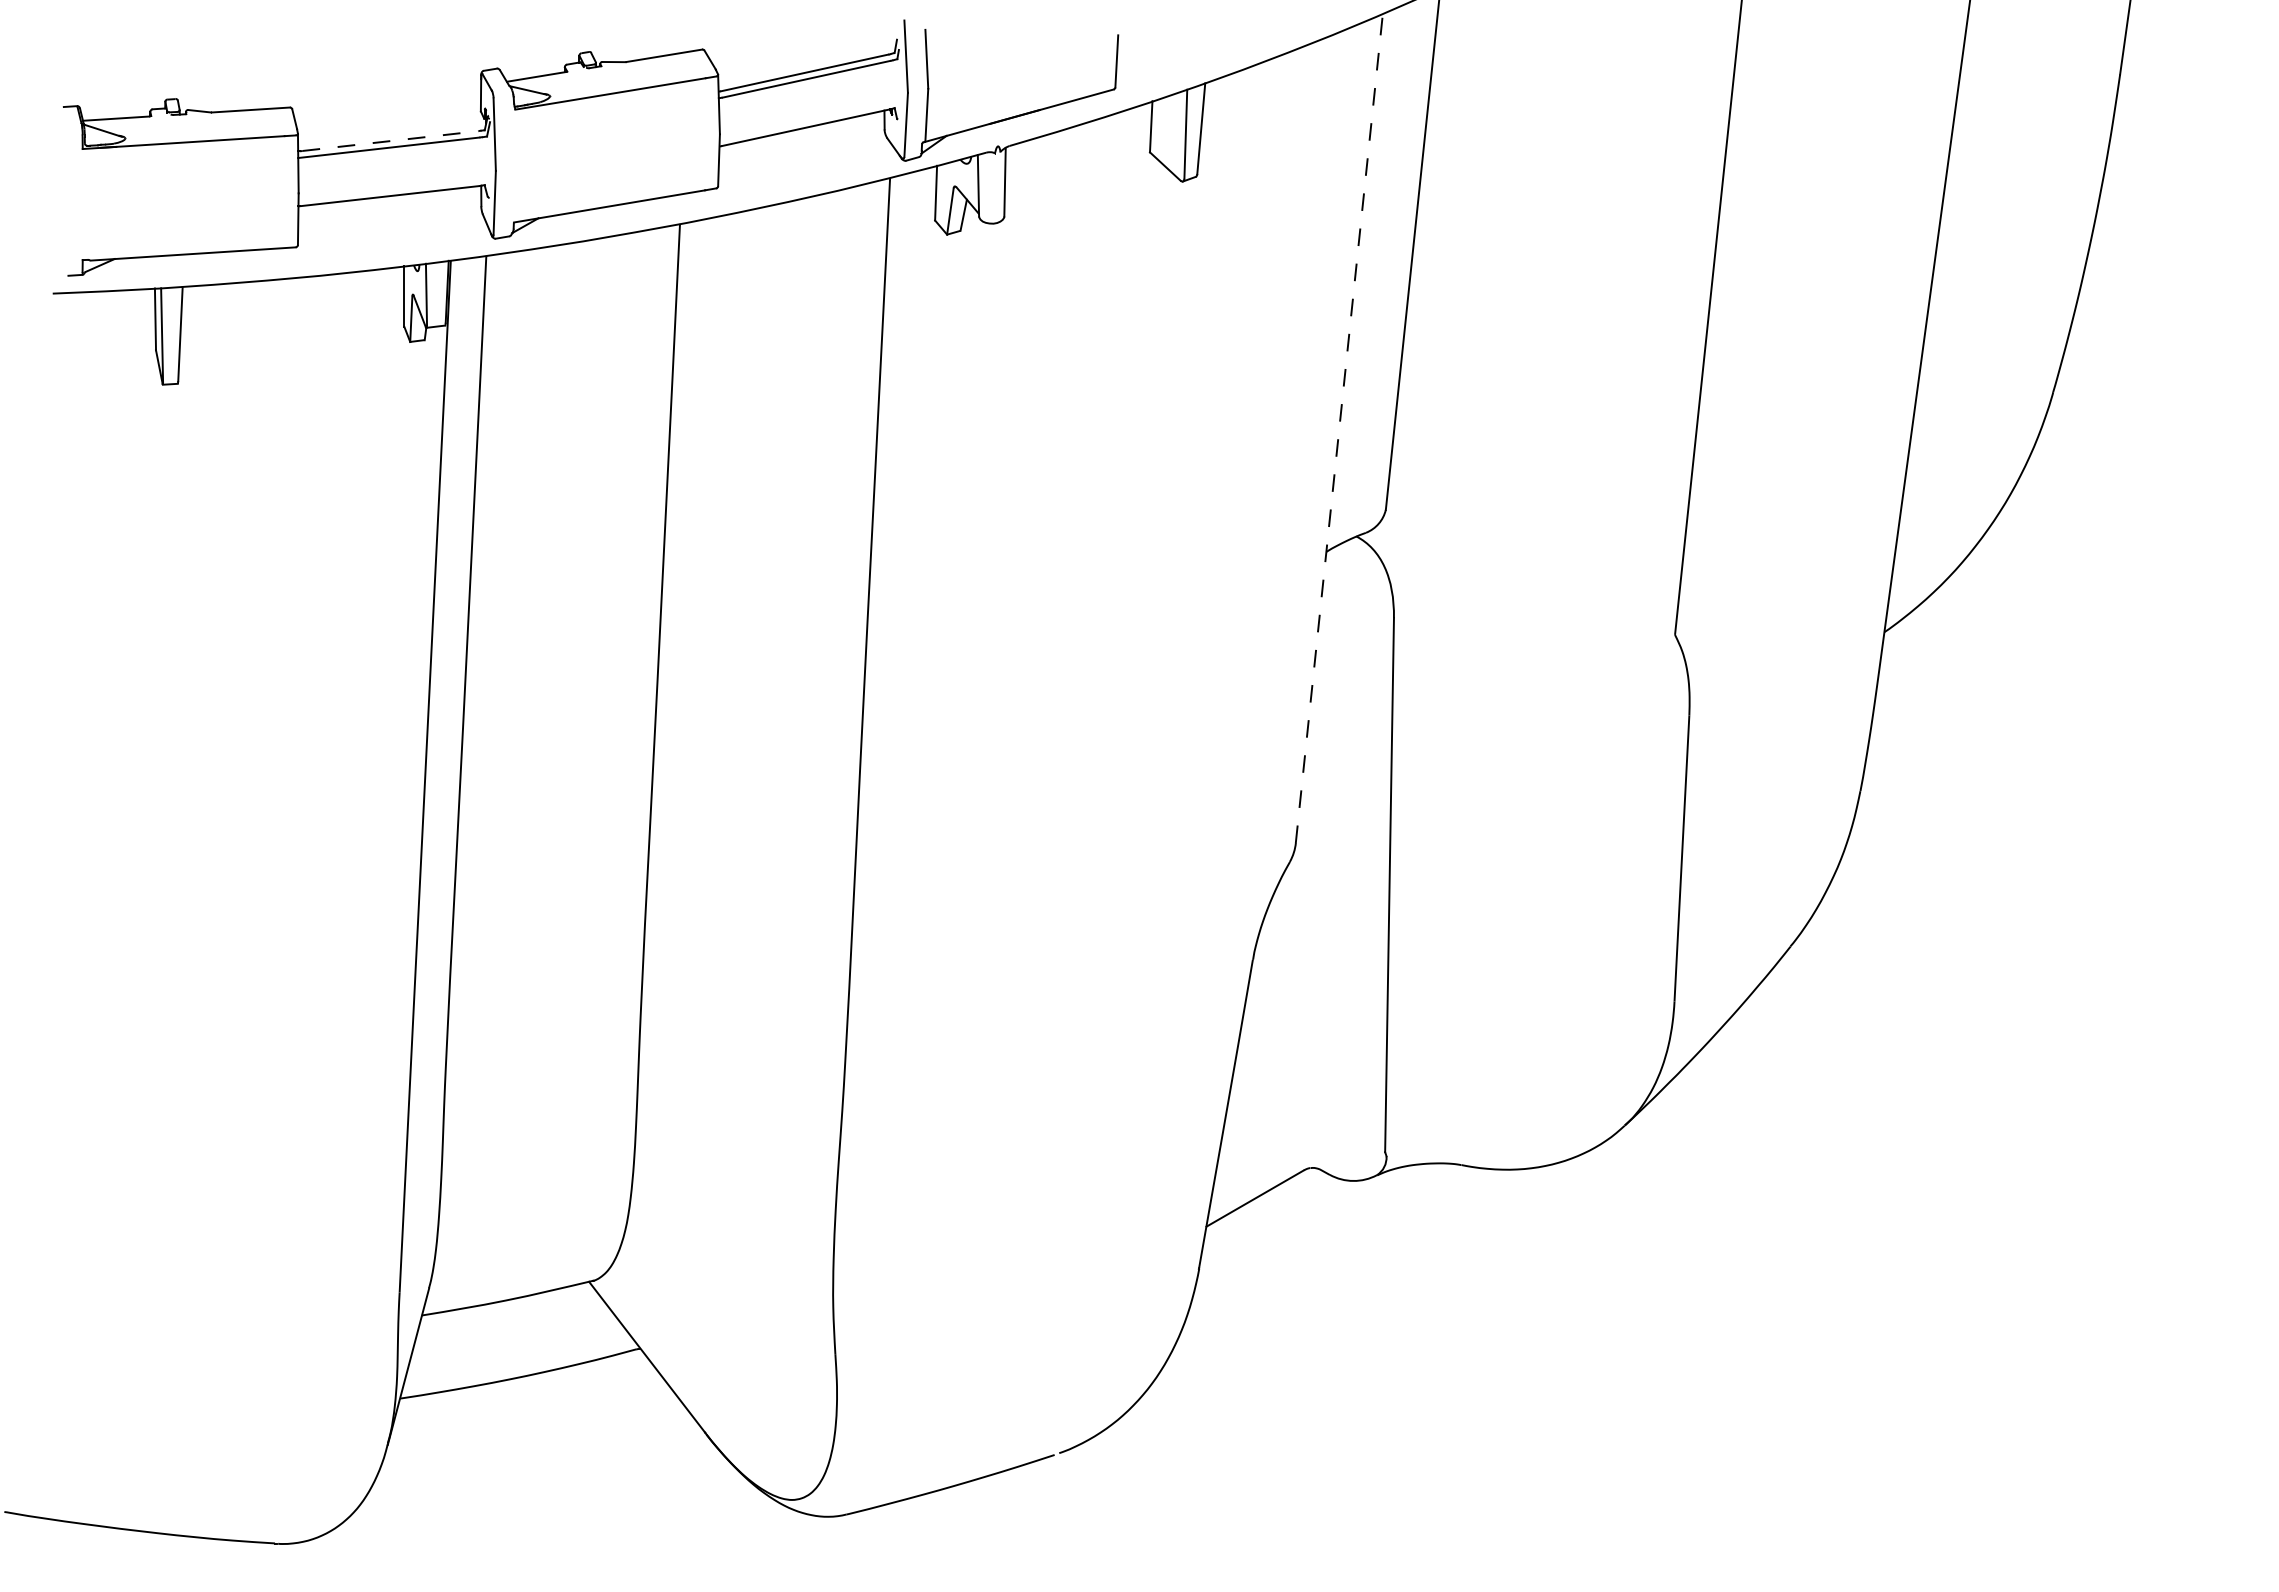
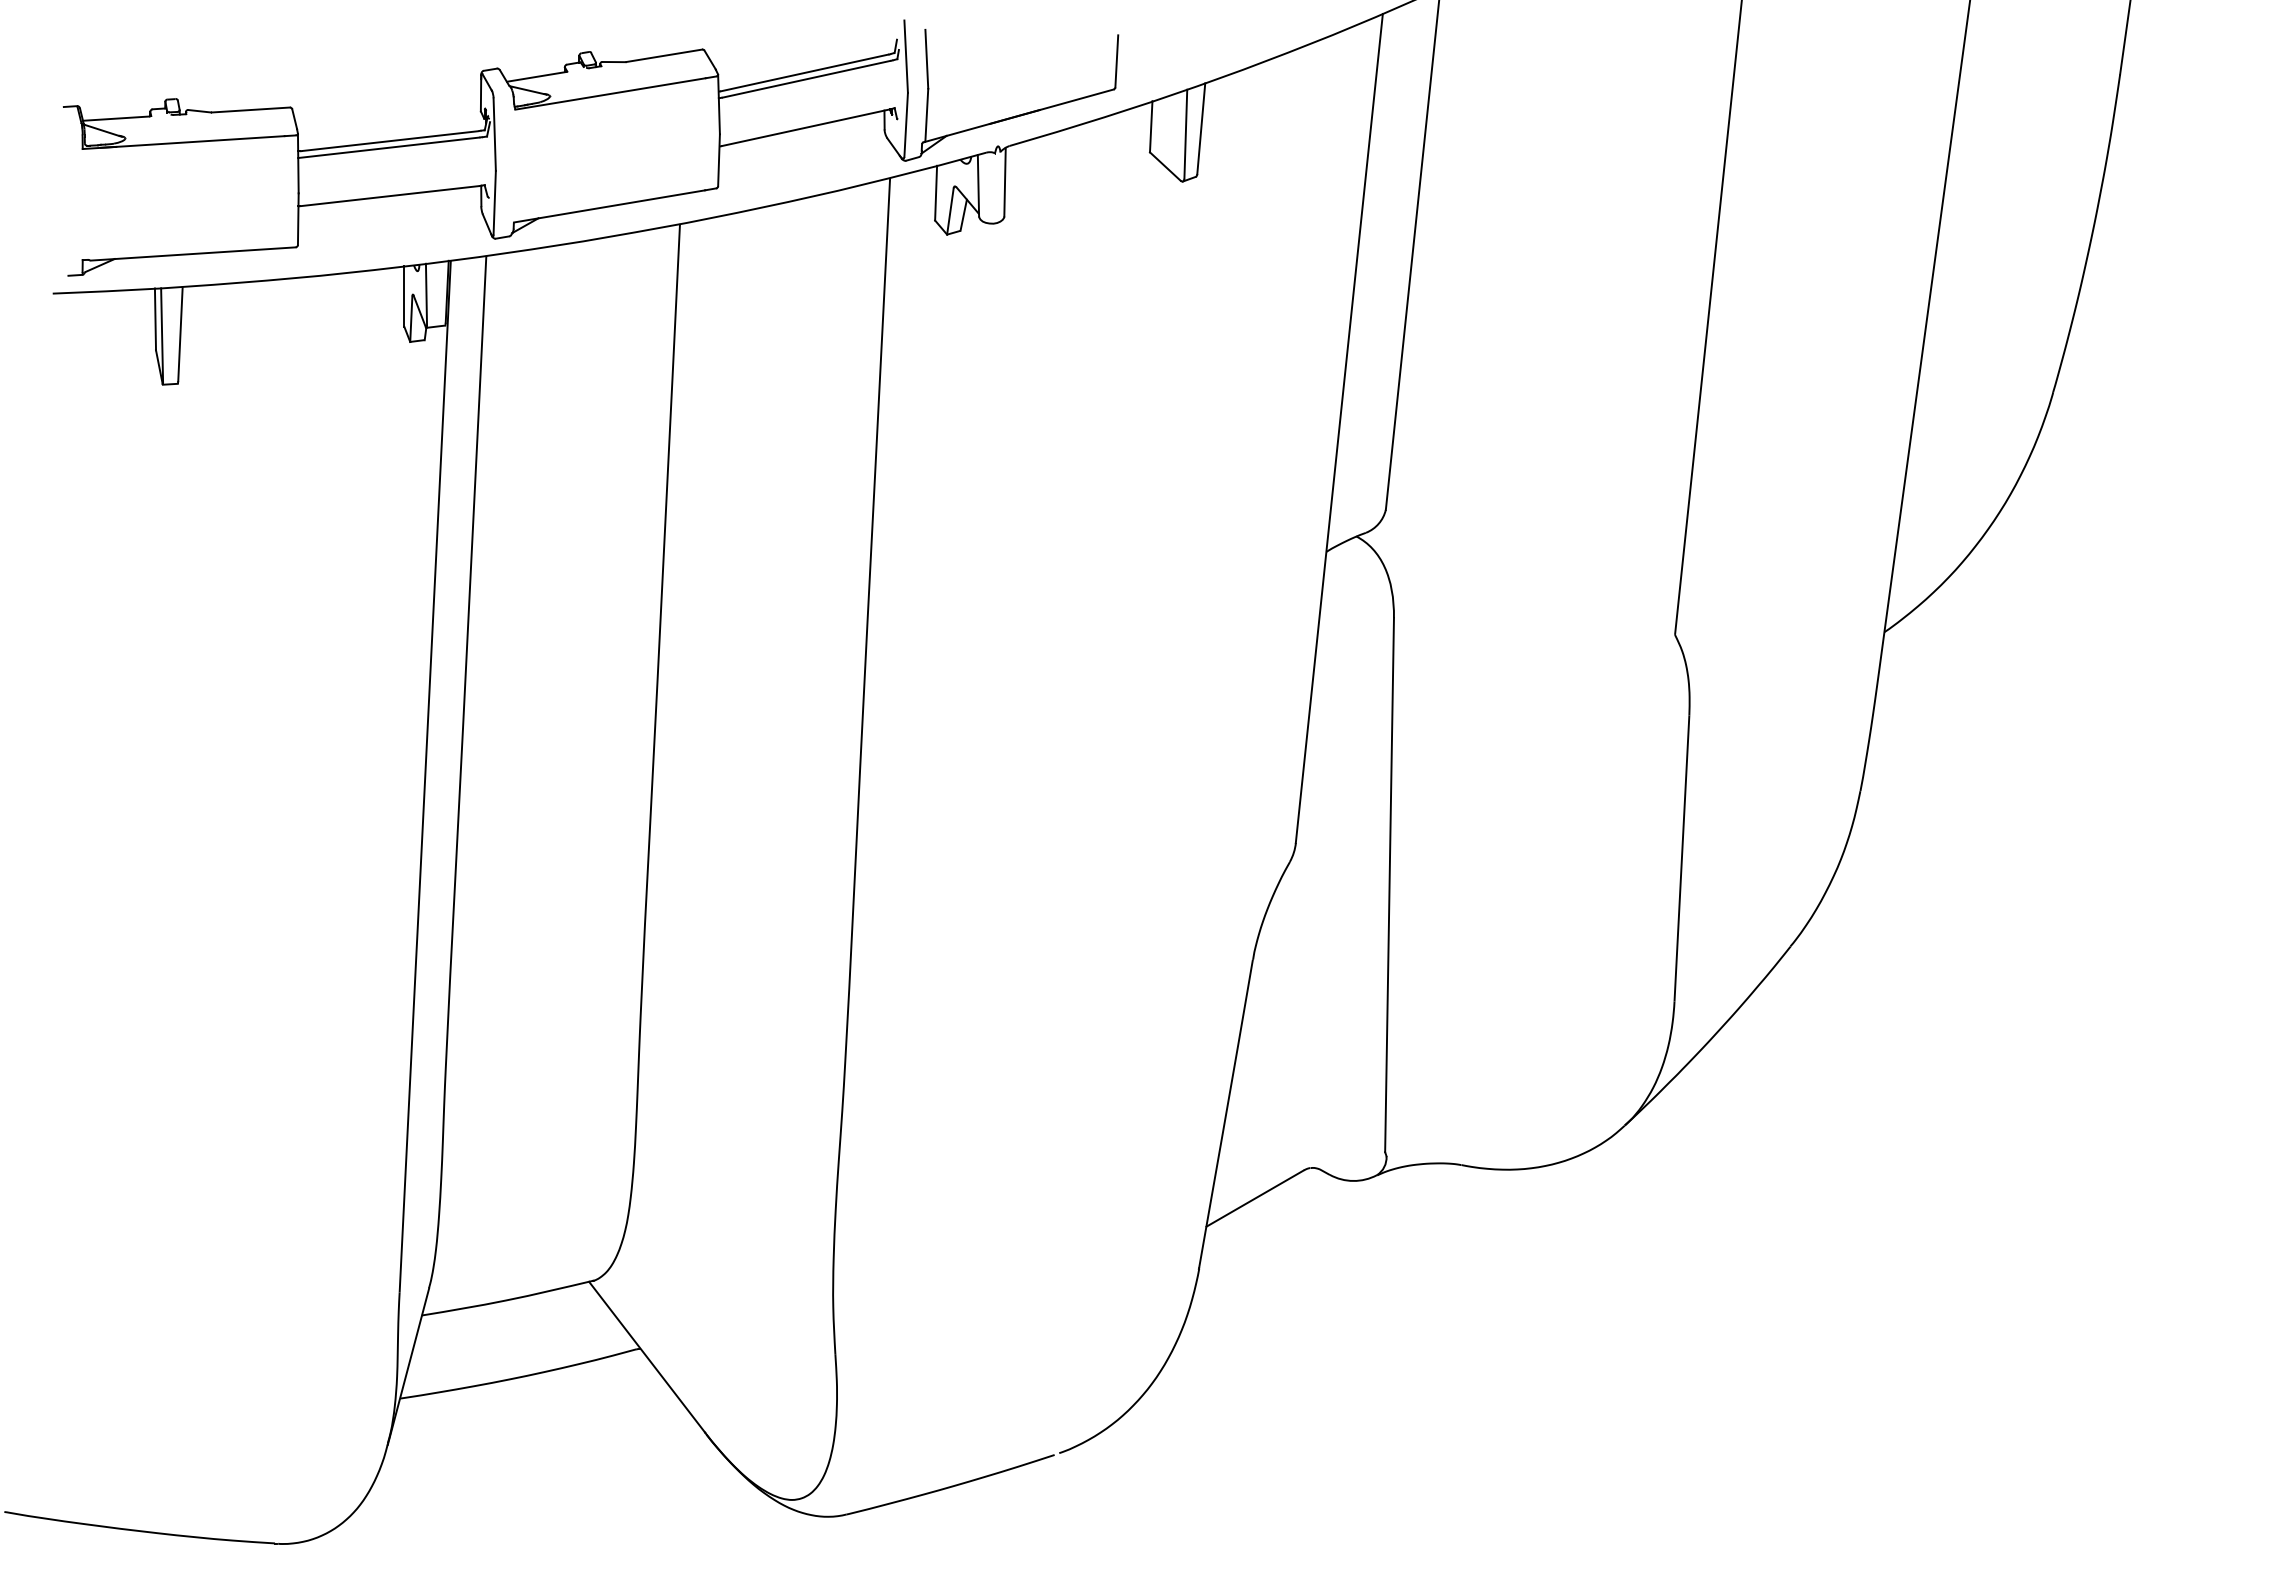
line: dashed -> solid (390, 141)
line: dashed -> solid (1339, 428)
